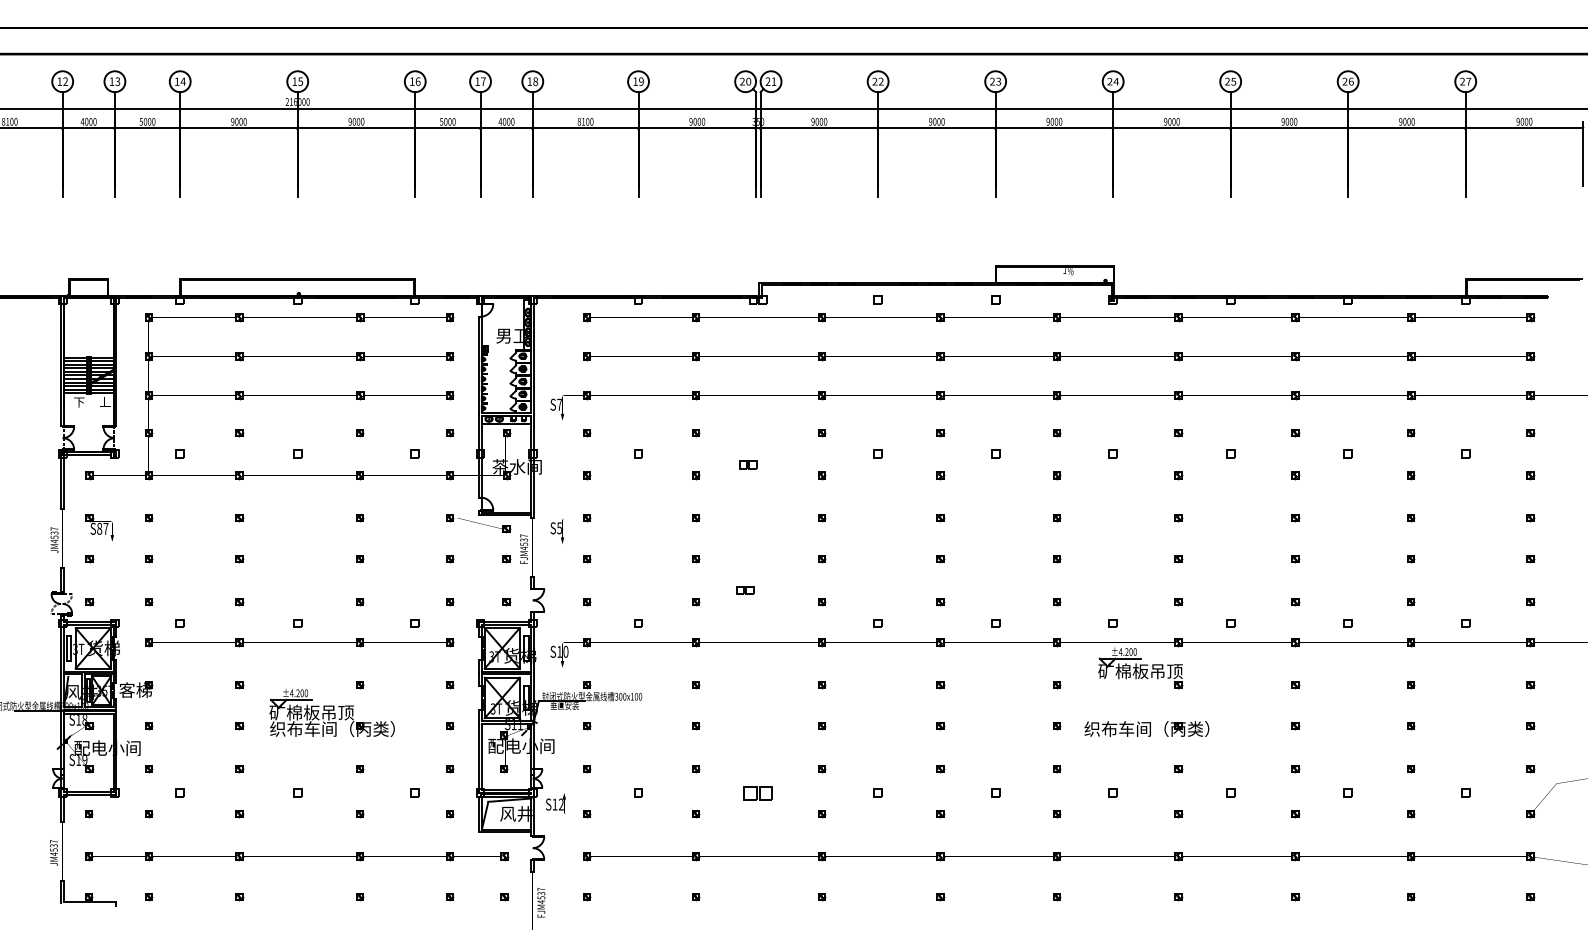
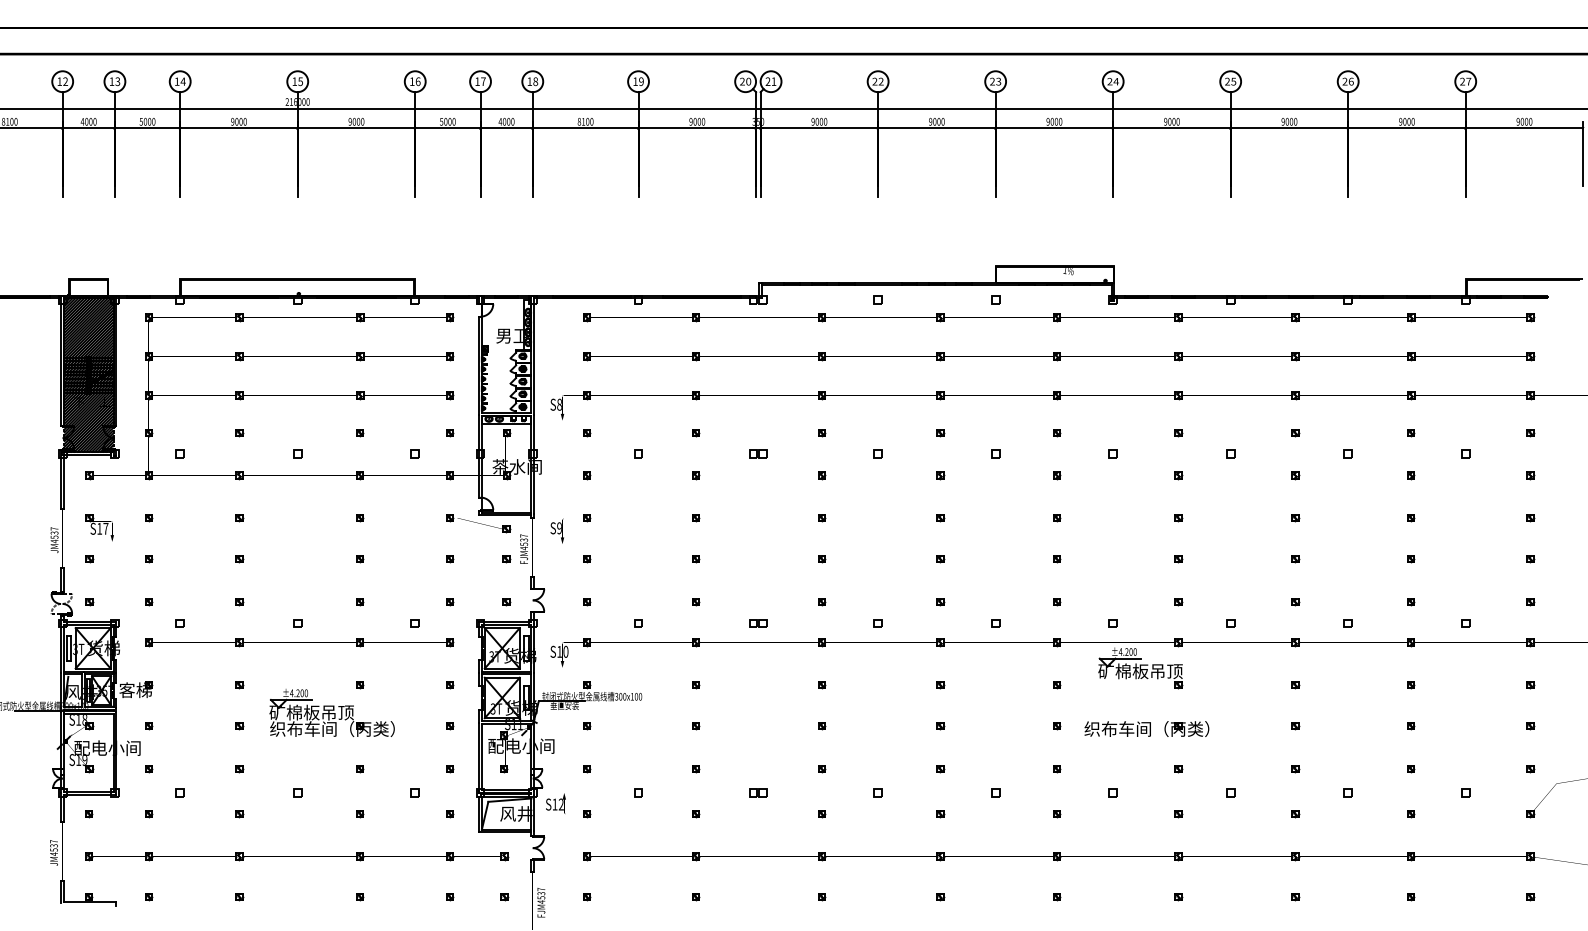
hatch: none -> present (88, 375)
text: S7 -> S8 (559, 404)
part position: (748, 464) -> (758, 453) (758, 453)
text: S87 -> S17 (99, 528)
text: S5 -> S9 (559, 528)
part position: (745, 590) -> (758, 623) (758, 623)
part size: 30x15 px -> 19x10 px (758, 792)
